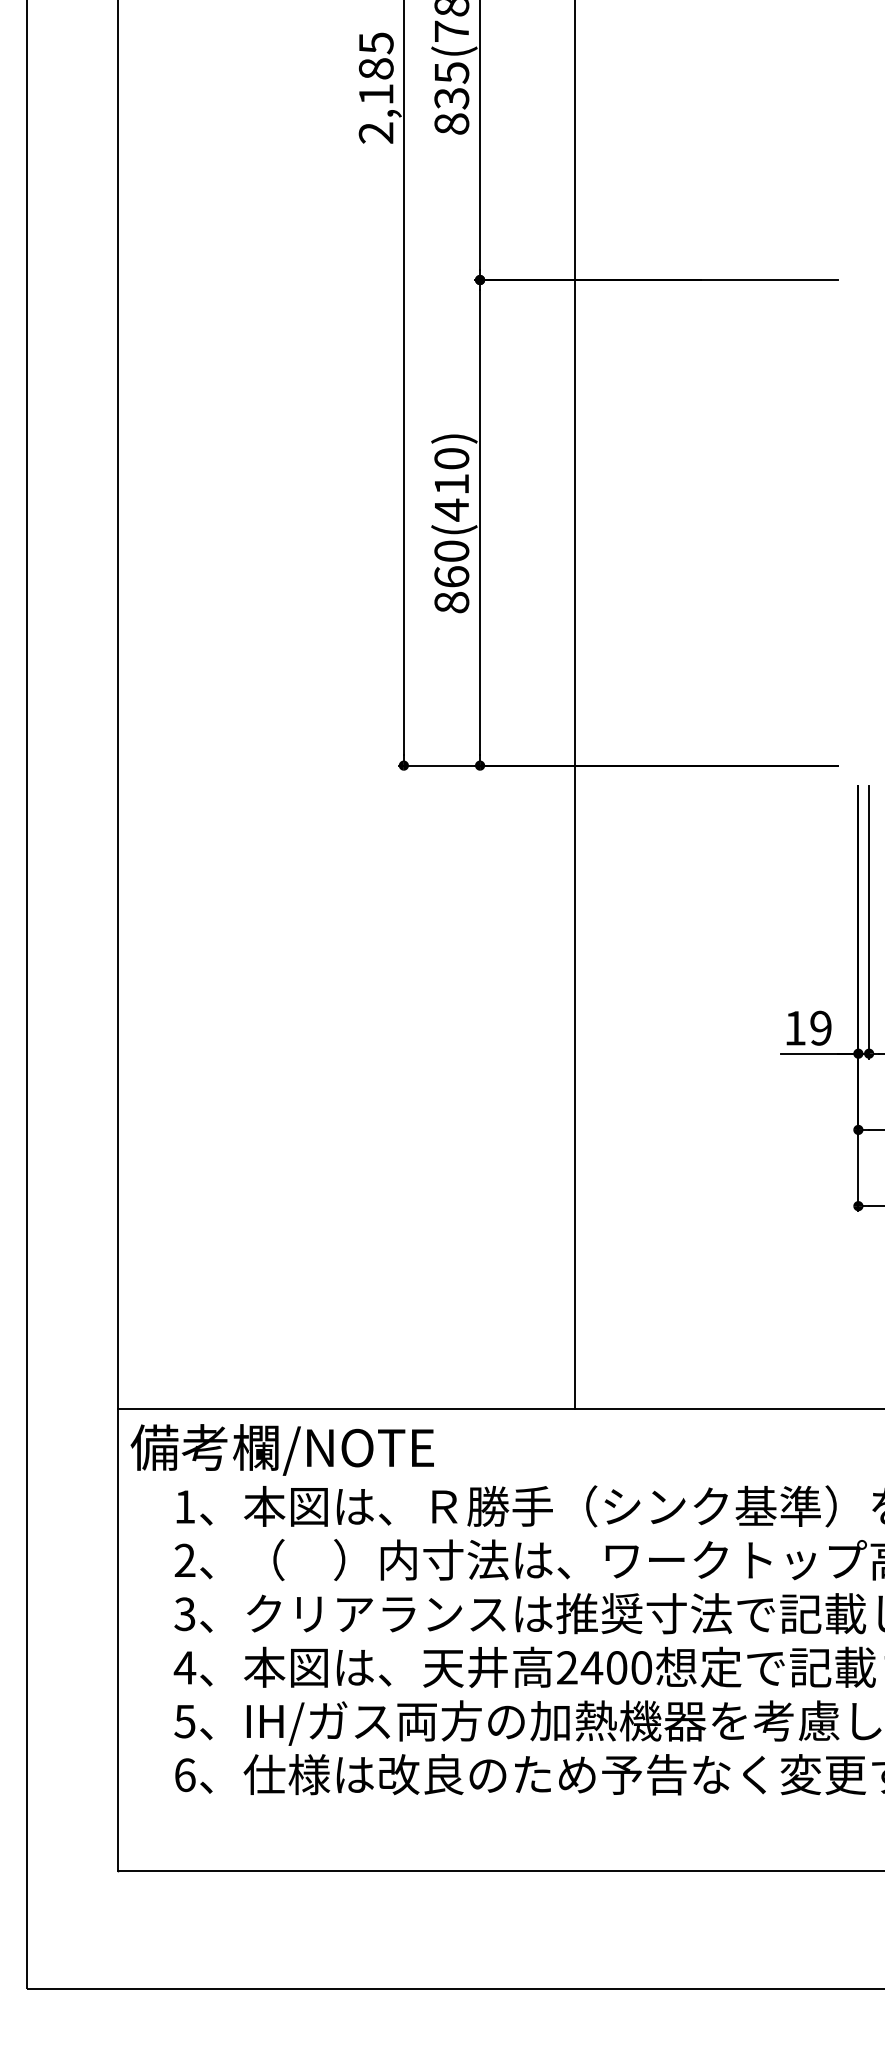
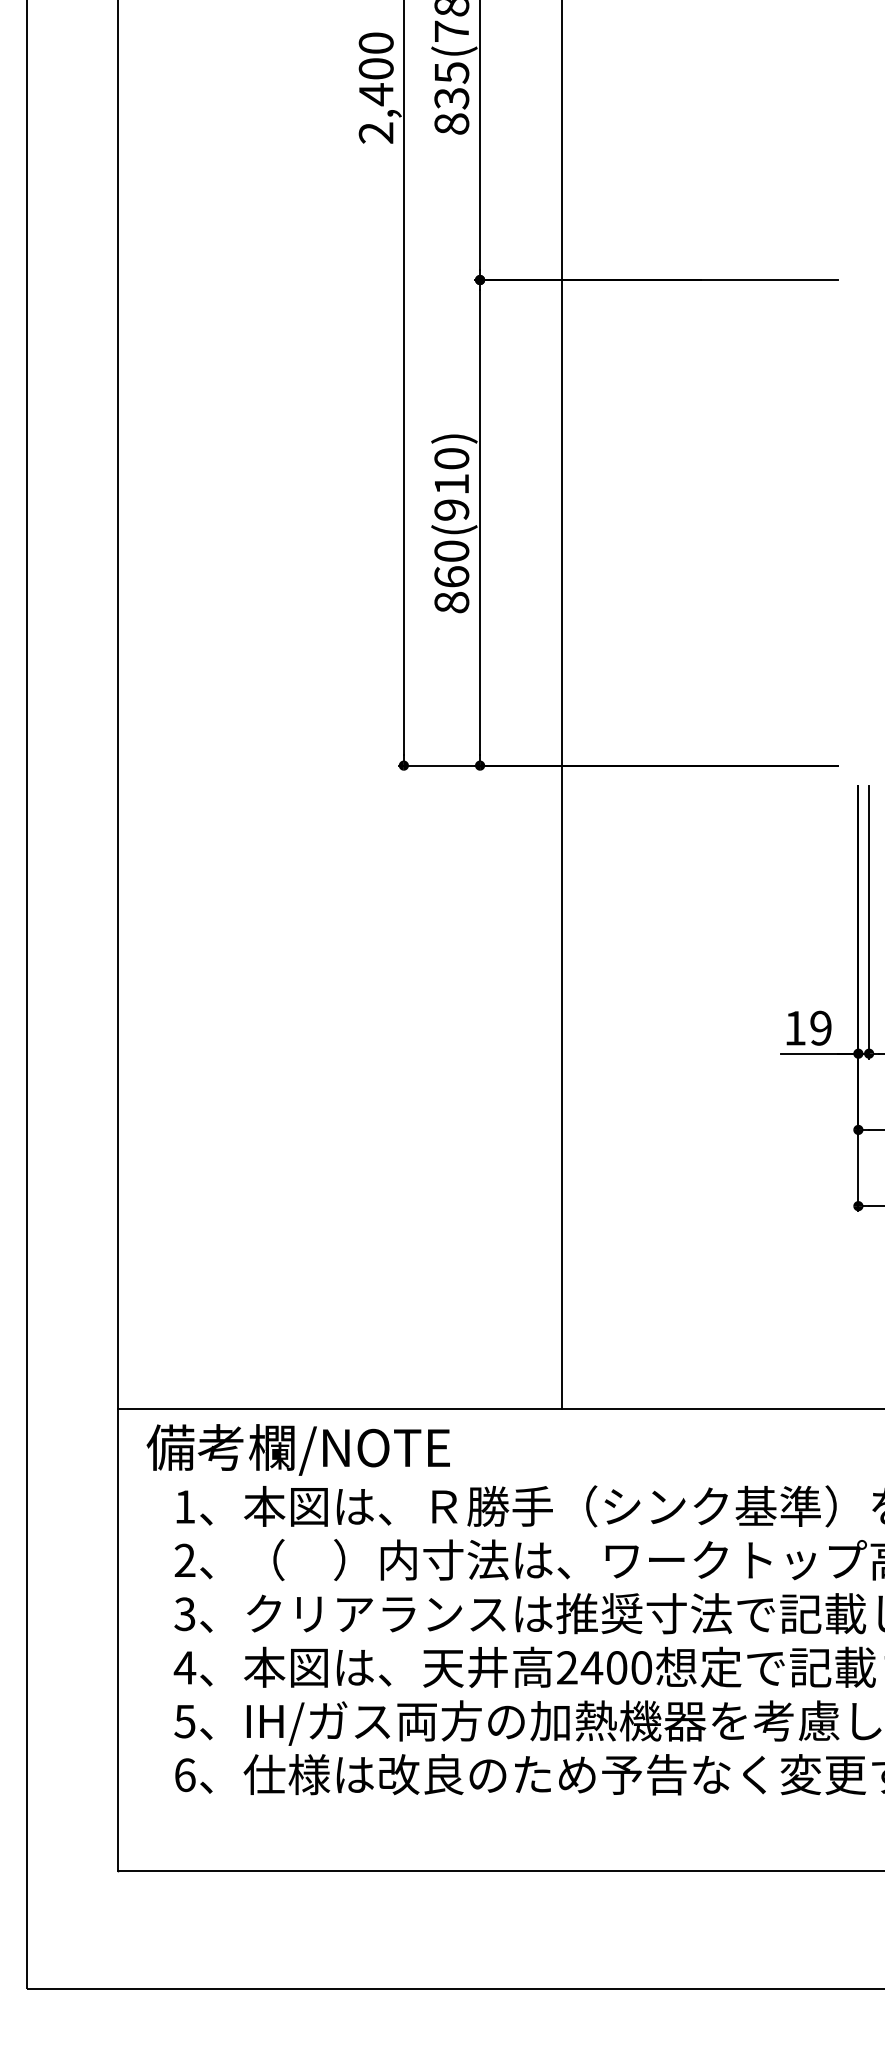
text: 2,185 -> 2,400 (375, 69)
text: 860(410) -> 860(910) (451, 509)
line position: (574, 705) -> (561, 705) (561, 705)
text position: (281, 1449) -> (297, 1449) (297, 1449)
